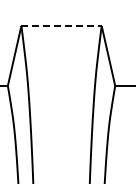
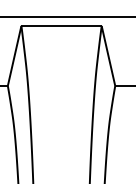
line: none -> present (67, 16)
line: dashed -> solid (61, 25)
